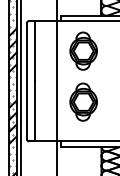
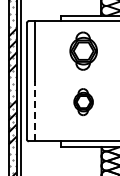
line: present -> none (56, 87)
part size: 29x40 px -> 21x29 px (83, 102)
line: solid -> dashed (35, 110)
